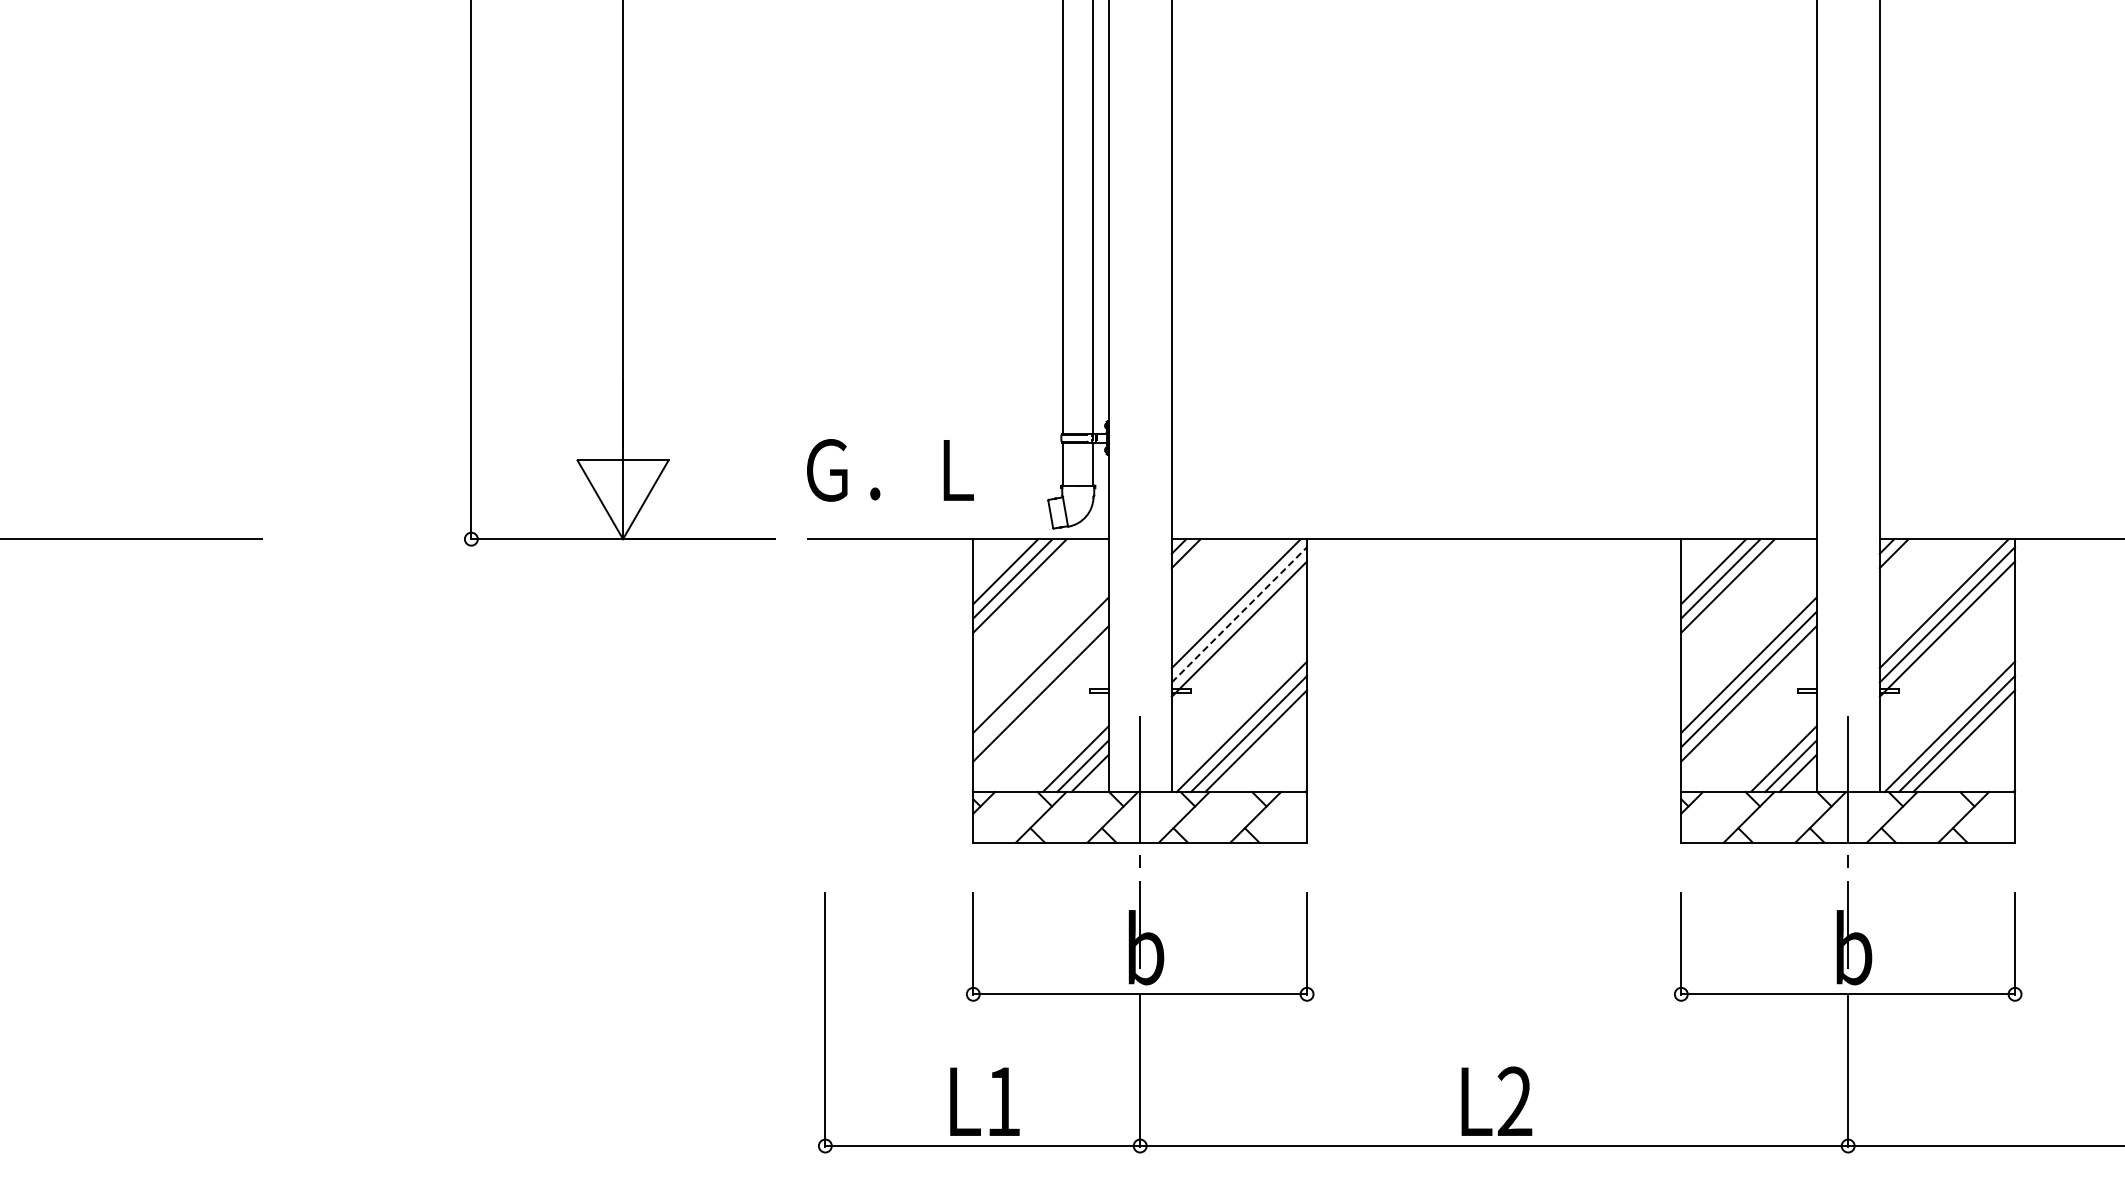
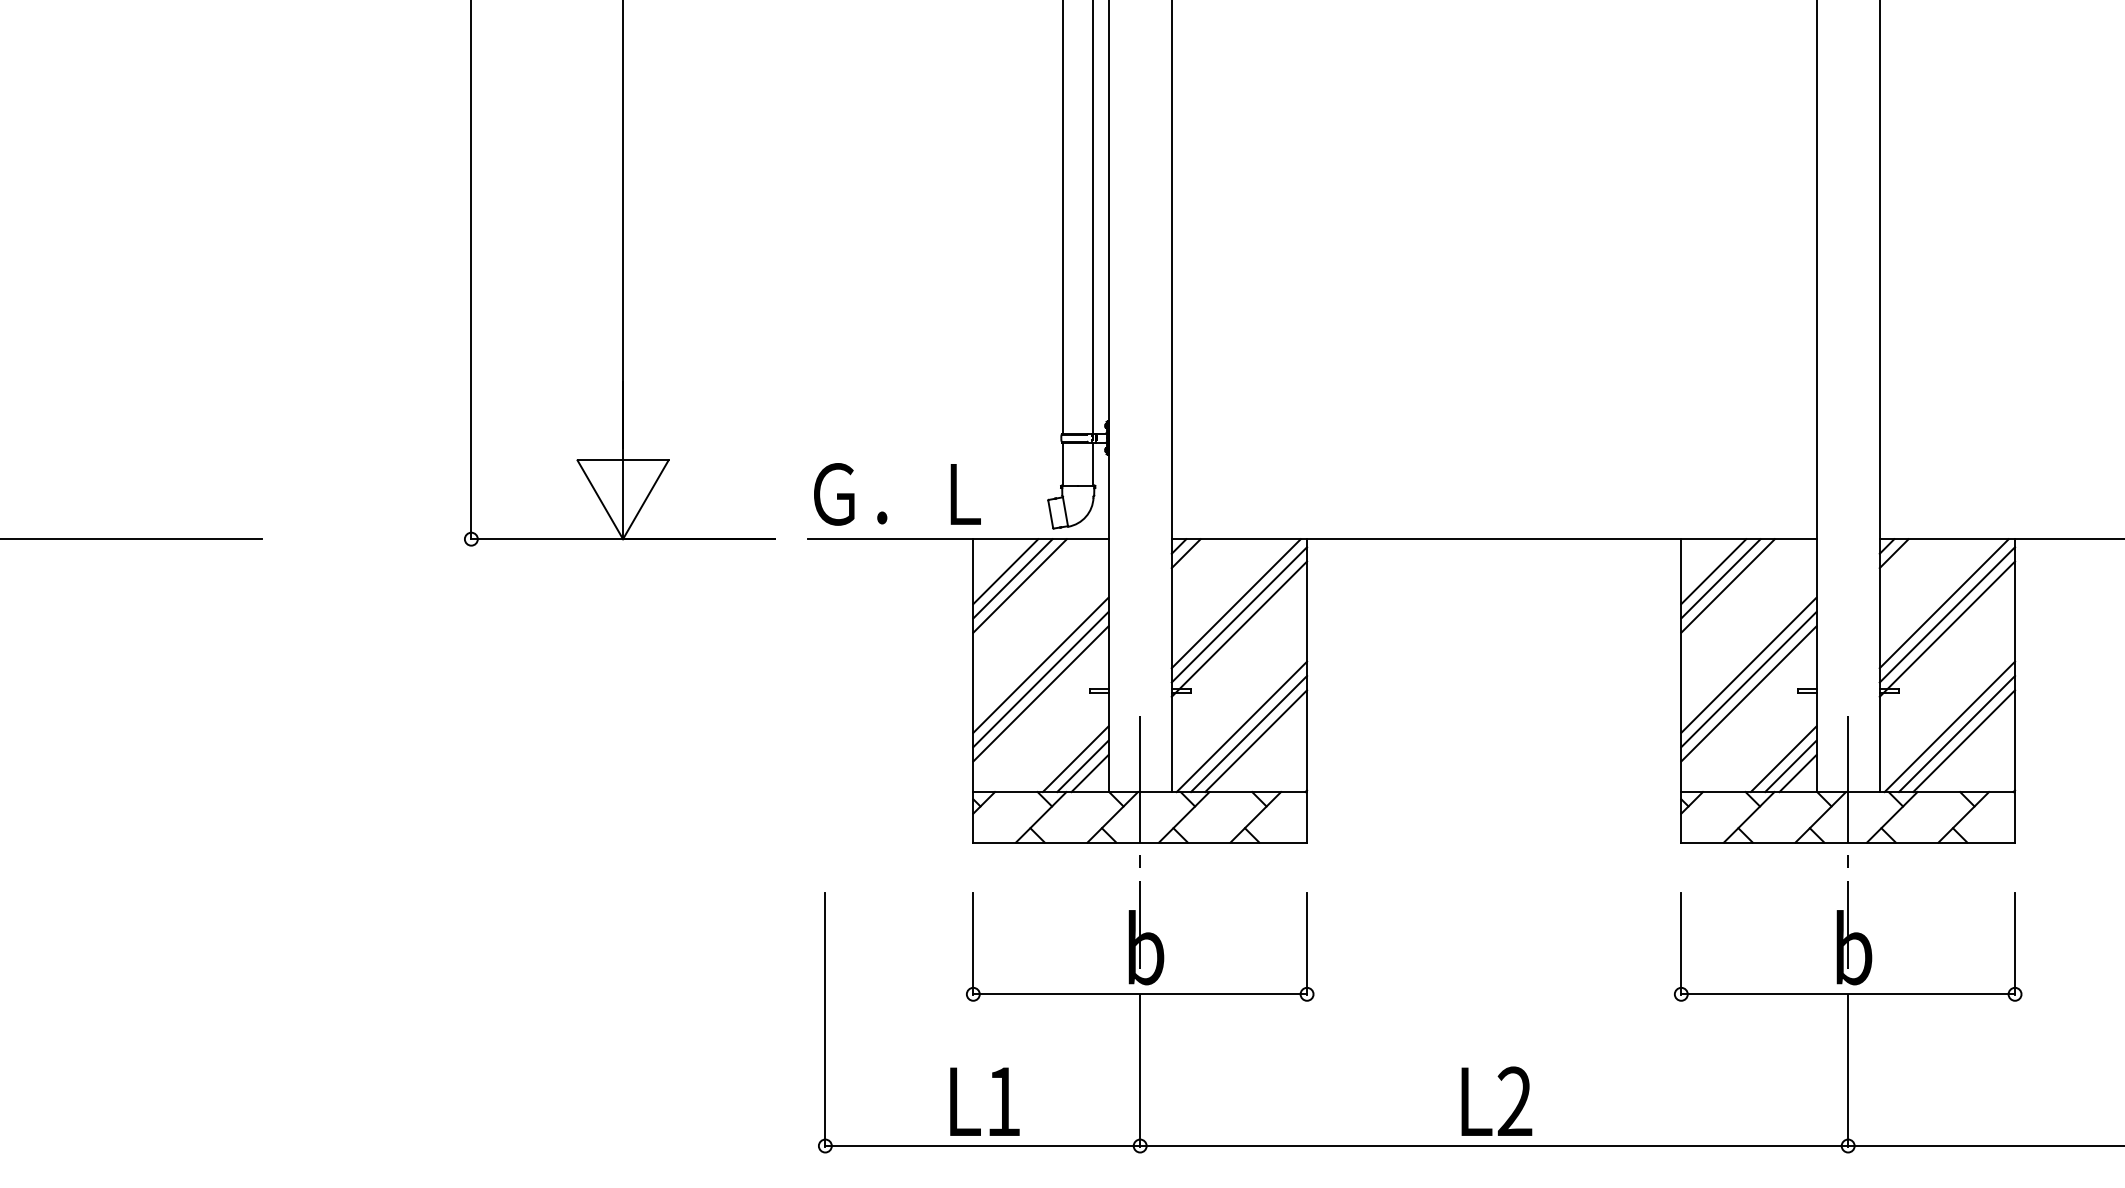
text position: (890, 470) -> (897, 494) (897, 494)
line: dashed -> solid (1239, 614)
line: none -> present (1040, 679)
